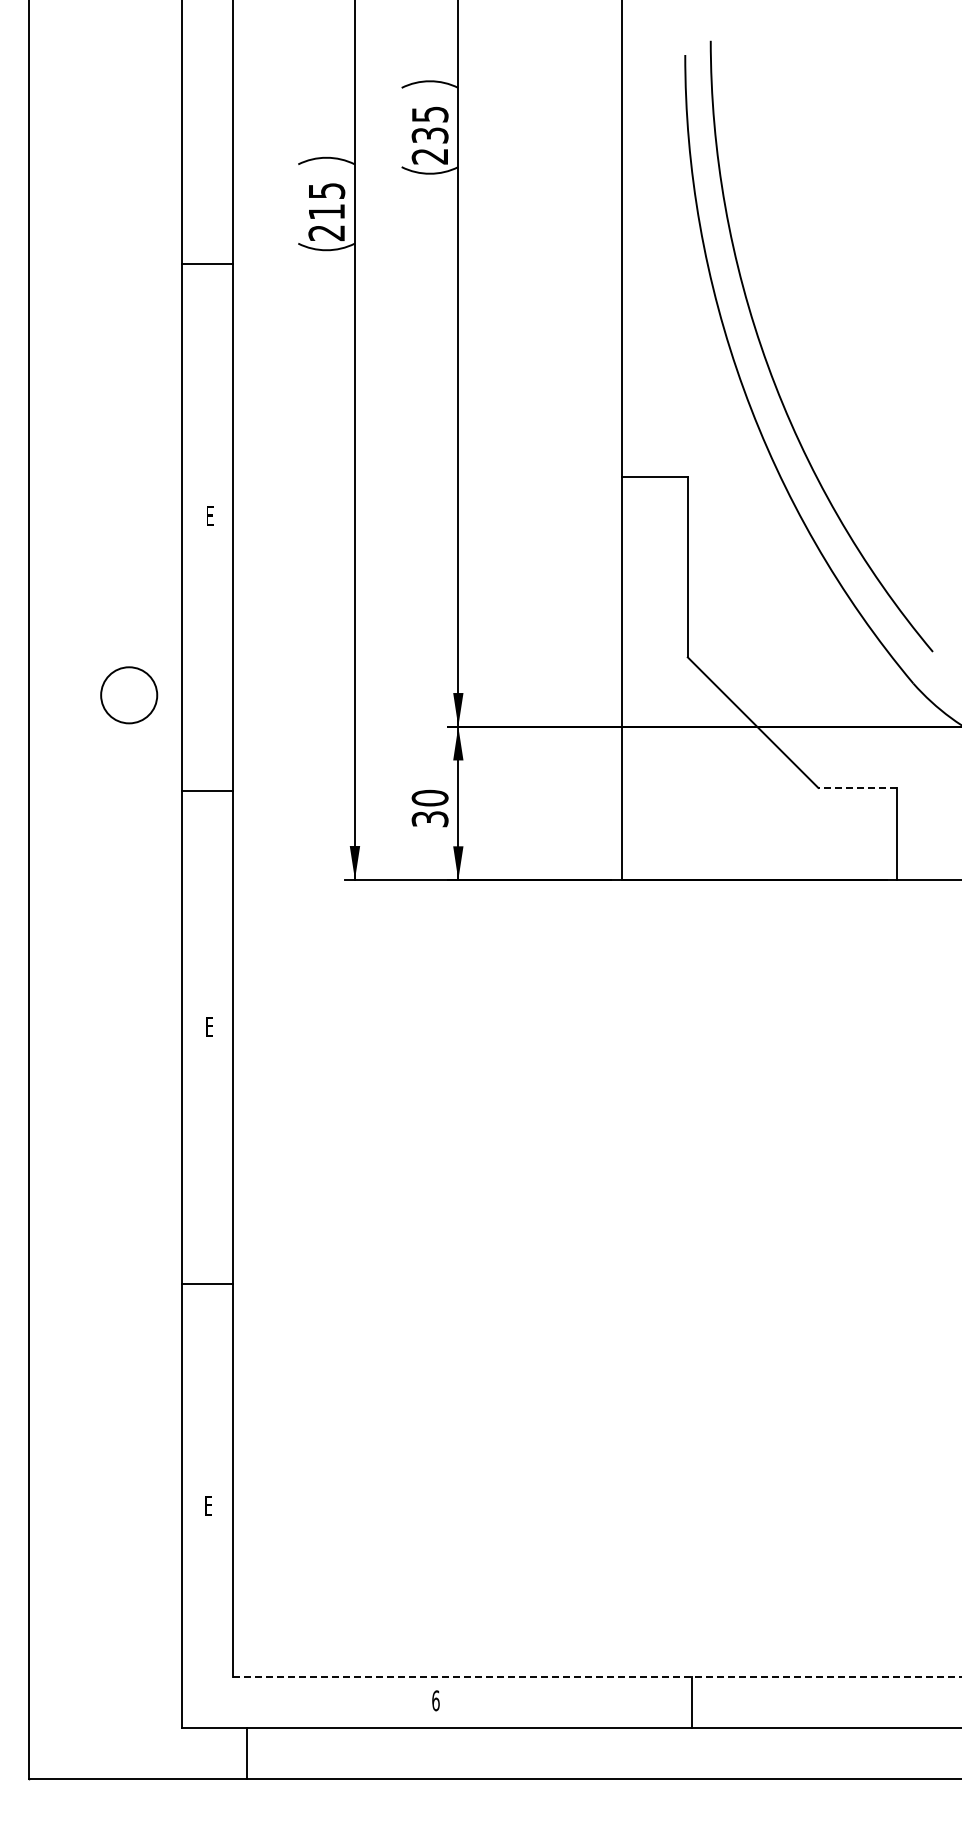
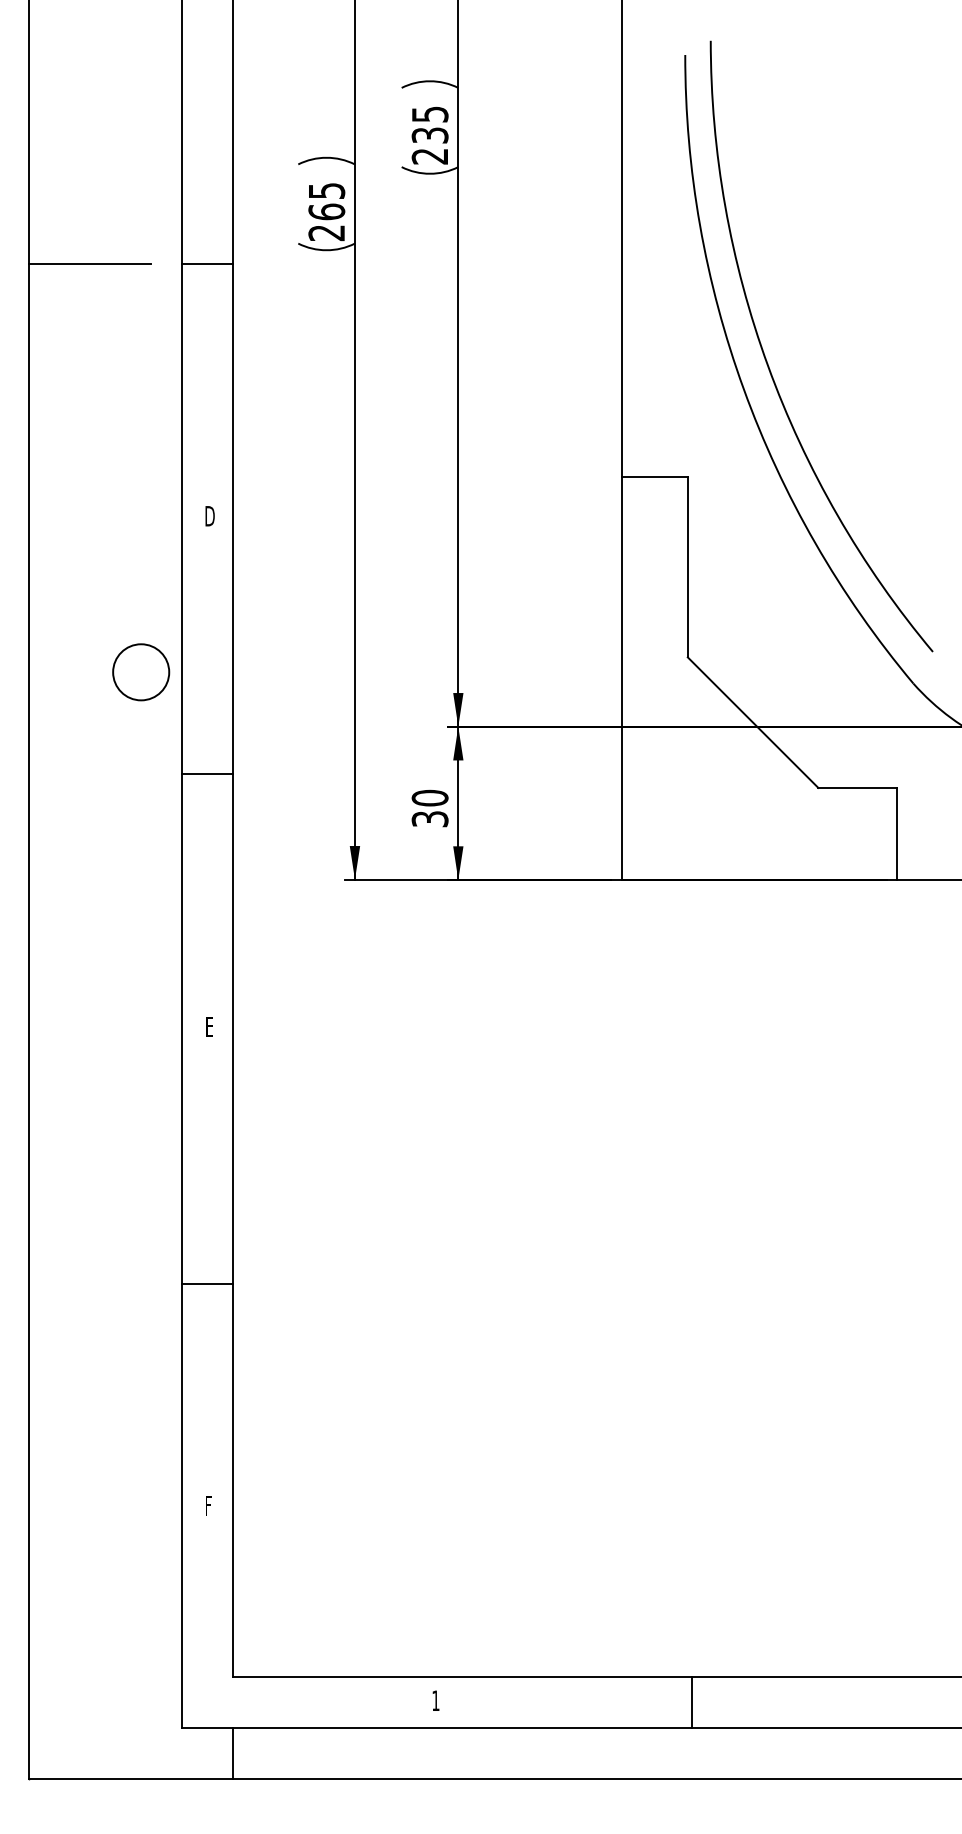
text: 215 -> 265 (326, 211)
line: none -> present (89, 264)
text: E -> D (209, 516)
circle position: (129, 695) -> (141, 672) (141, 672)
line: dashed -> solid (857, 787)
line position: (206, 791) -> (206, 774) (206, 774)
text: E -> F (208, 1505)
line: dashed -> solid (597, 1676)
text: 6 -> 1 (435, 1700)
line position: (246, 1752) -> (232, 1752) (232, 1752)
